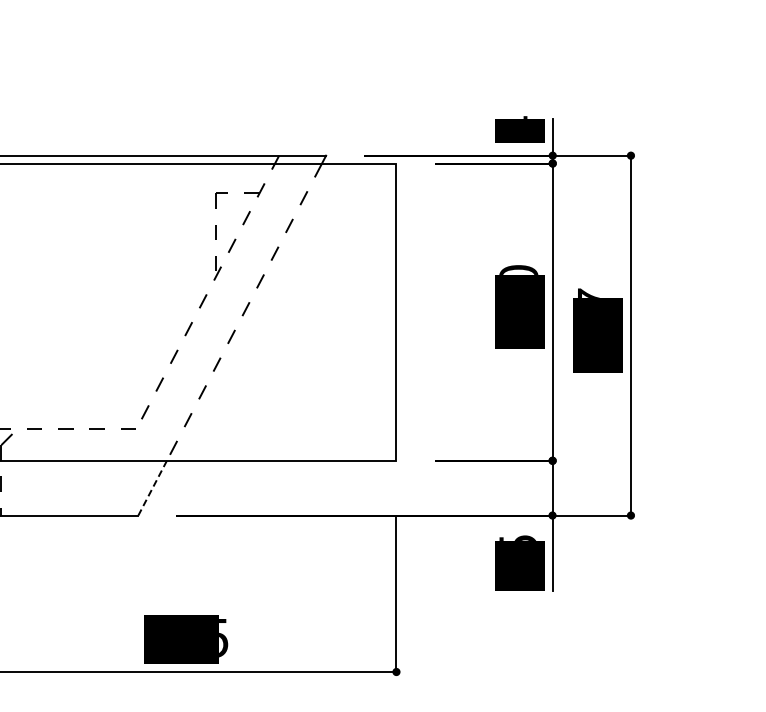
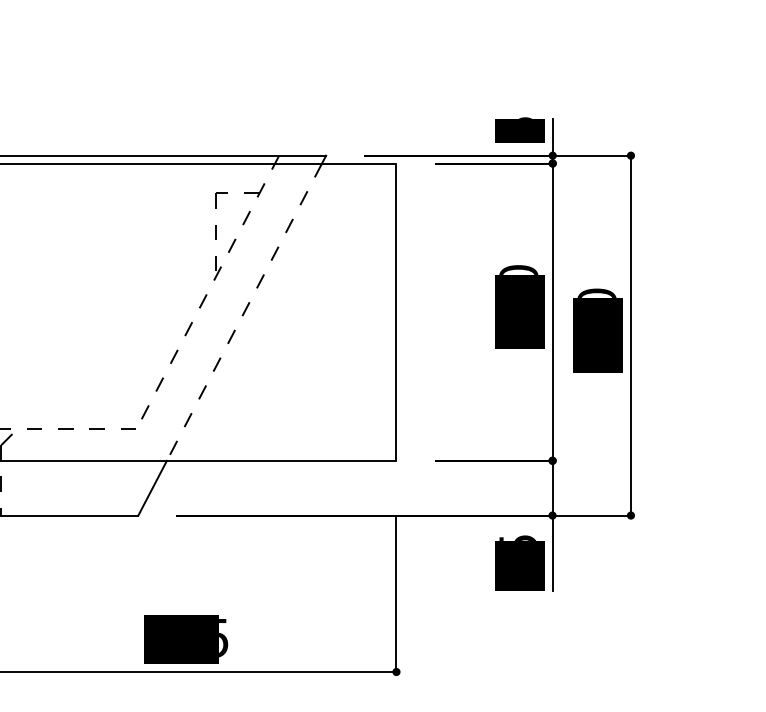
text: 4 -> 5 (525, 117)
text: 237 -> 230 (596, 292)
line: dashed -> solid (152, 488)
